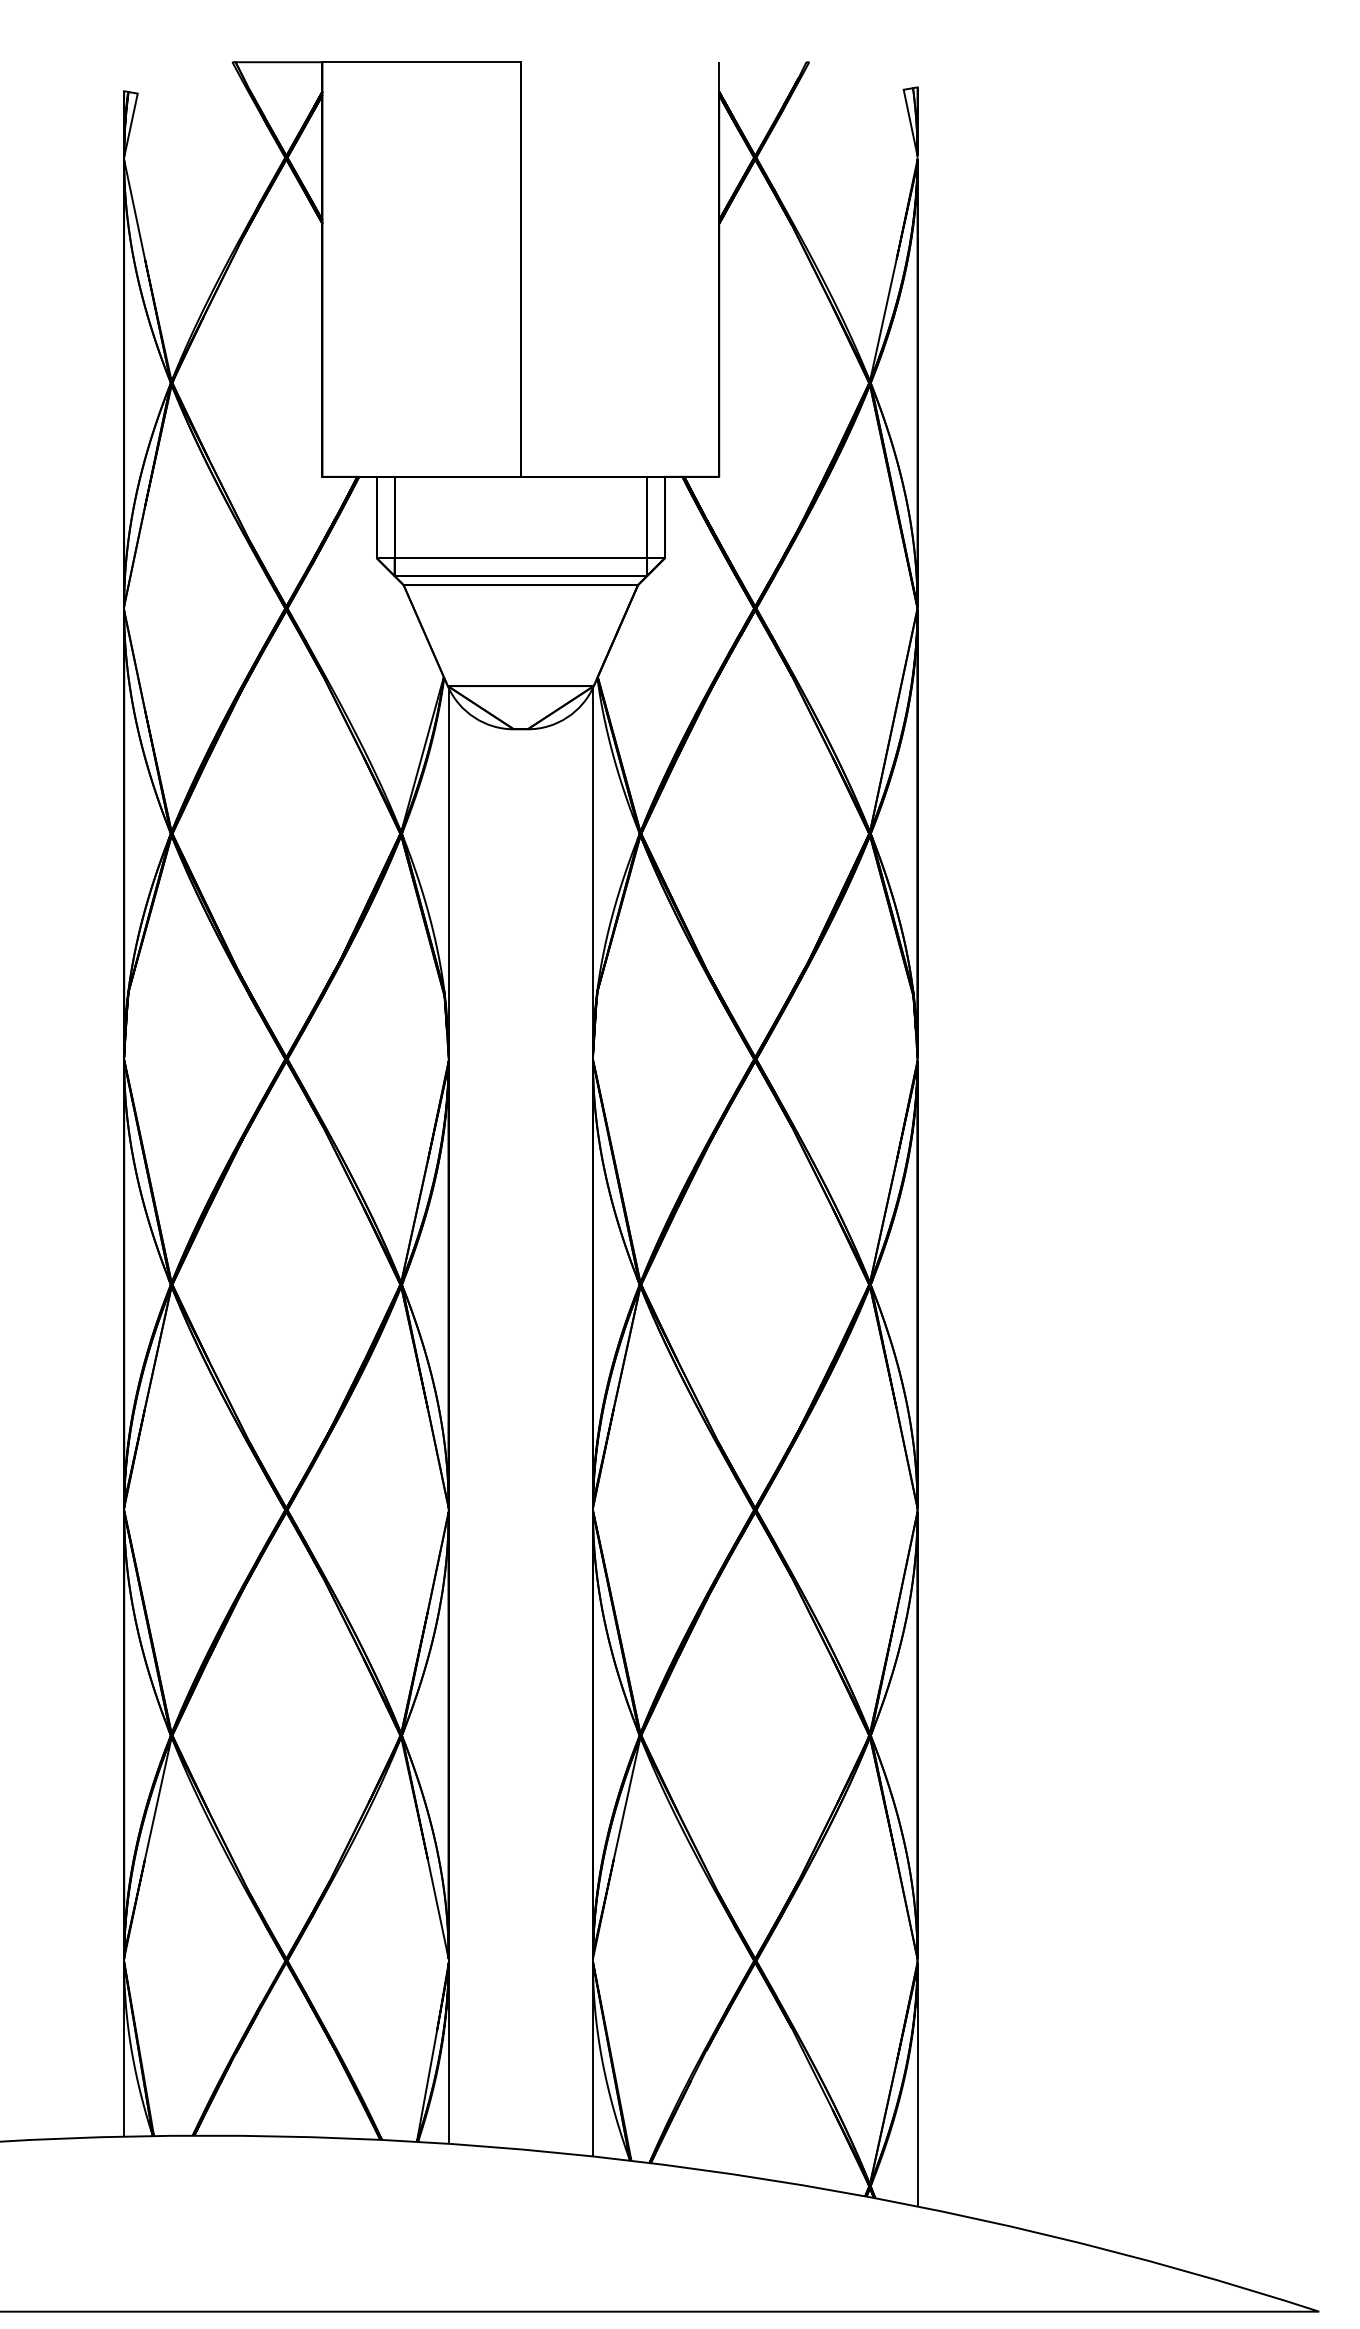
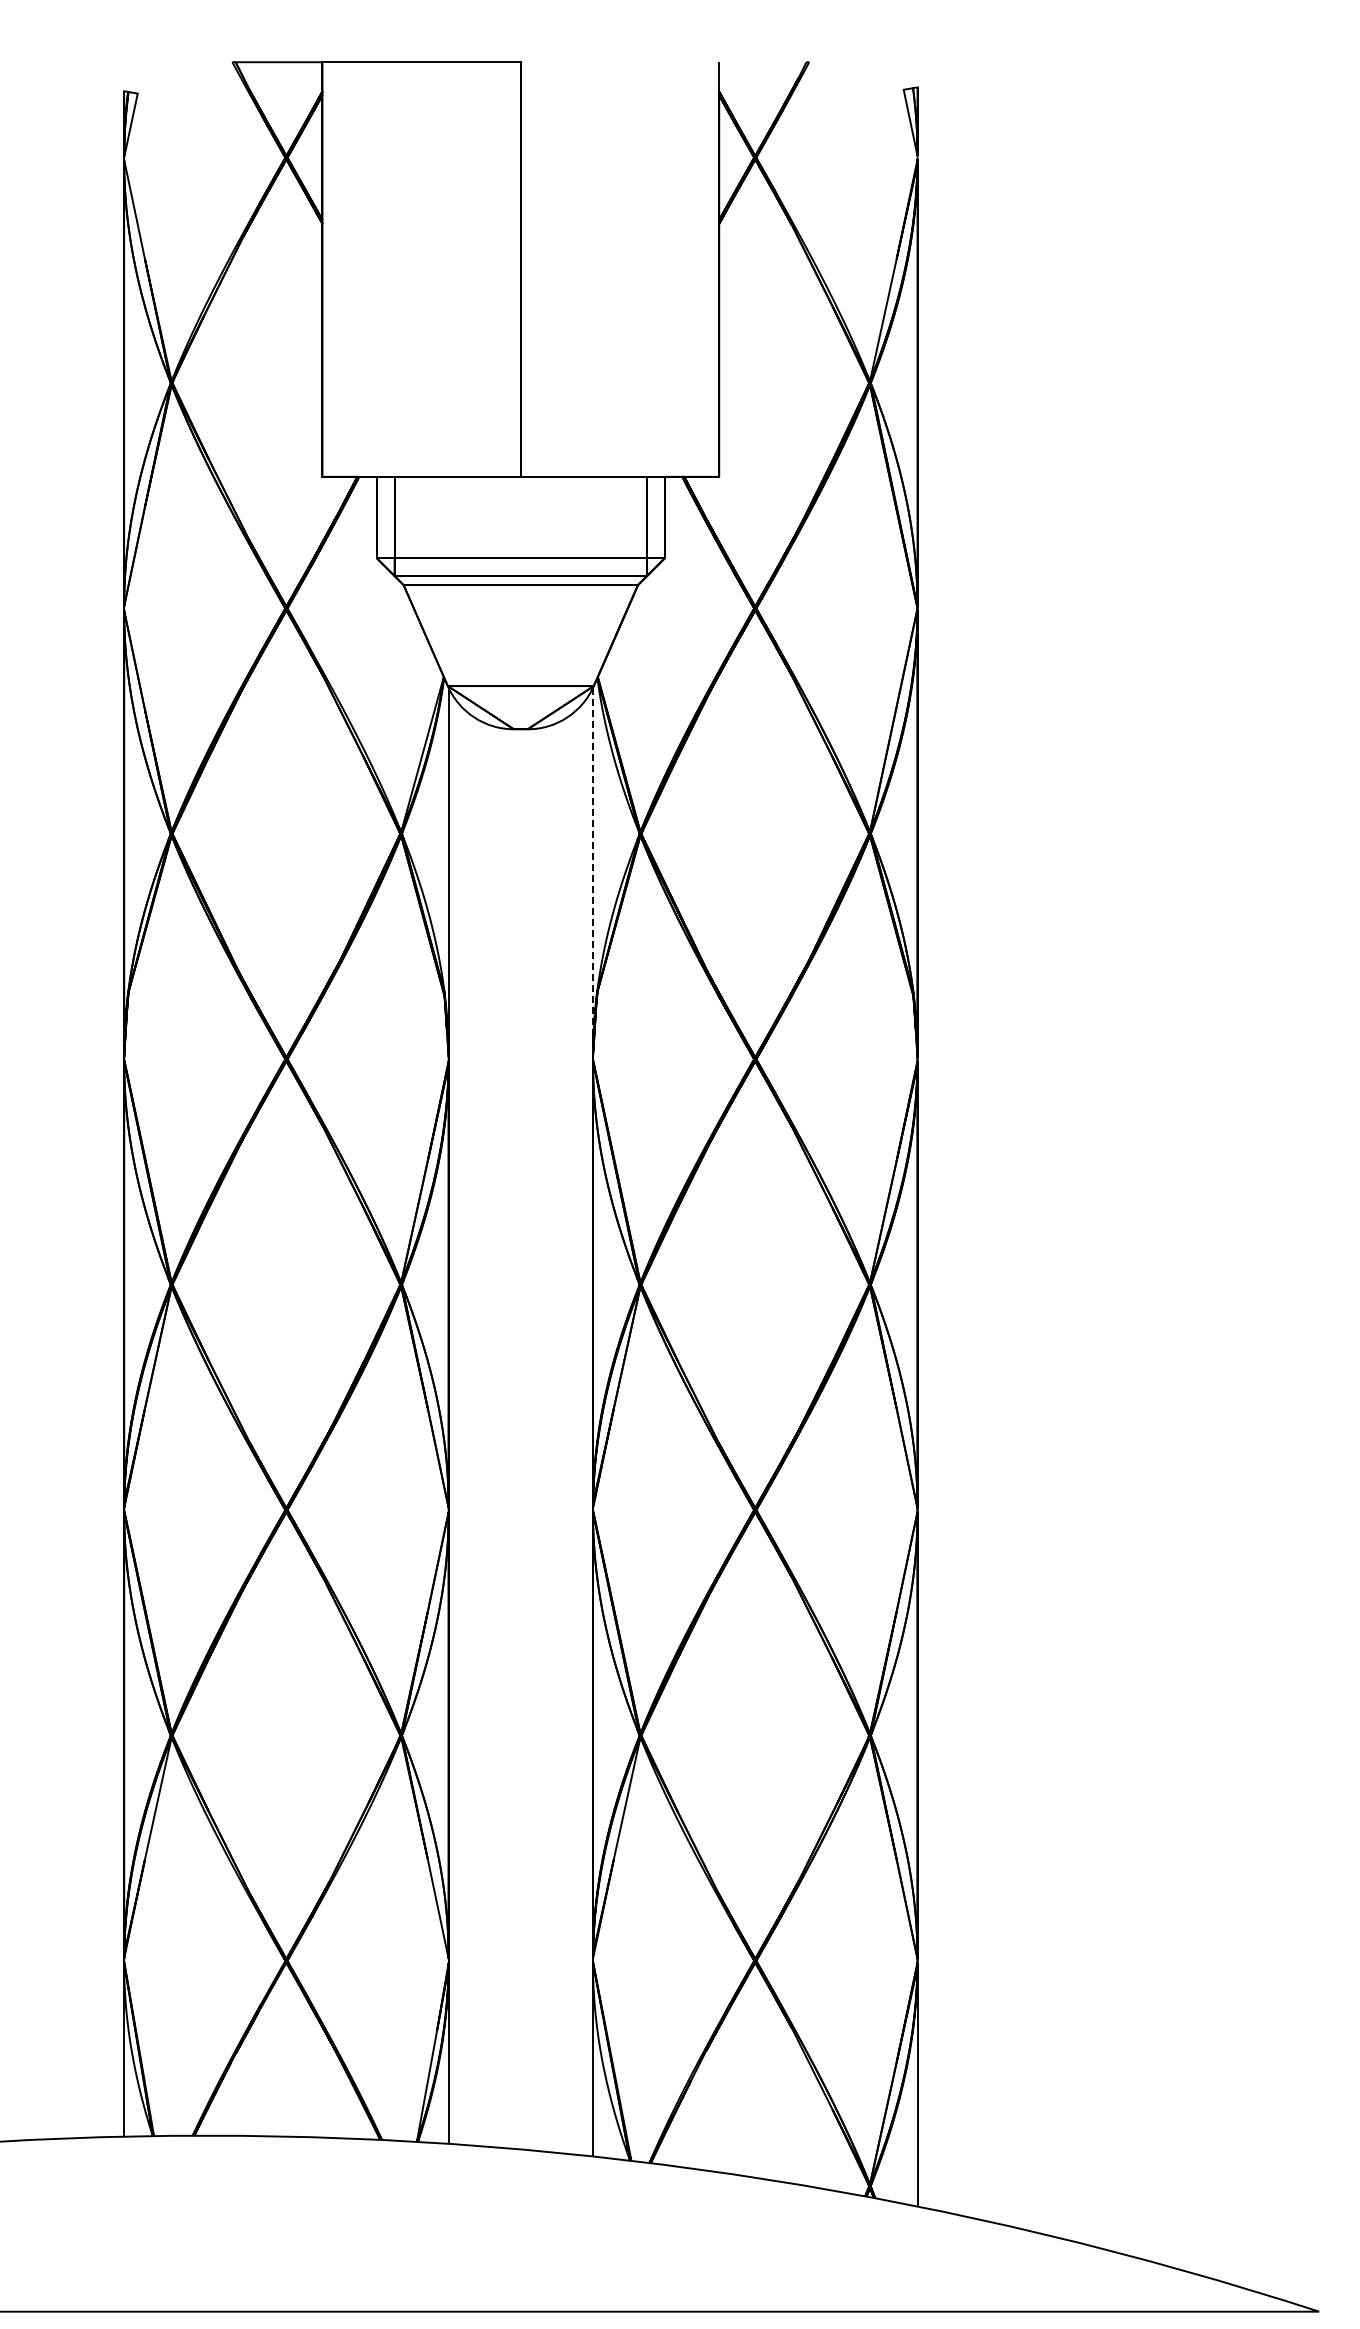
line: solid -> dashed (592, 872)
